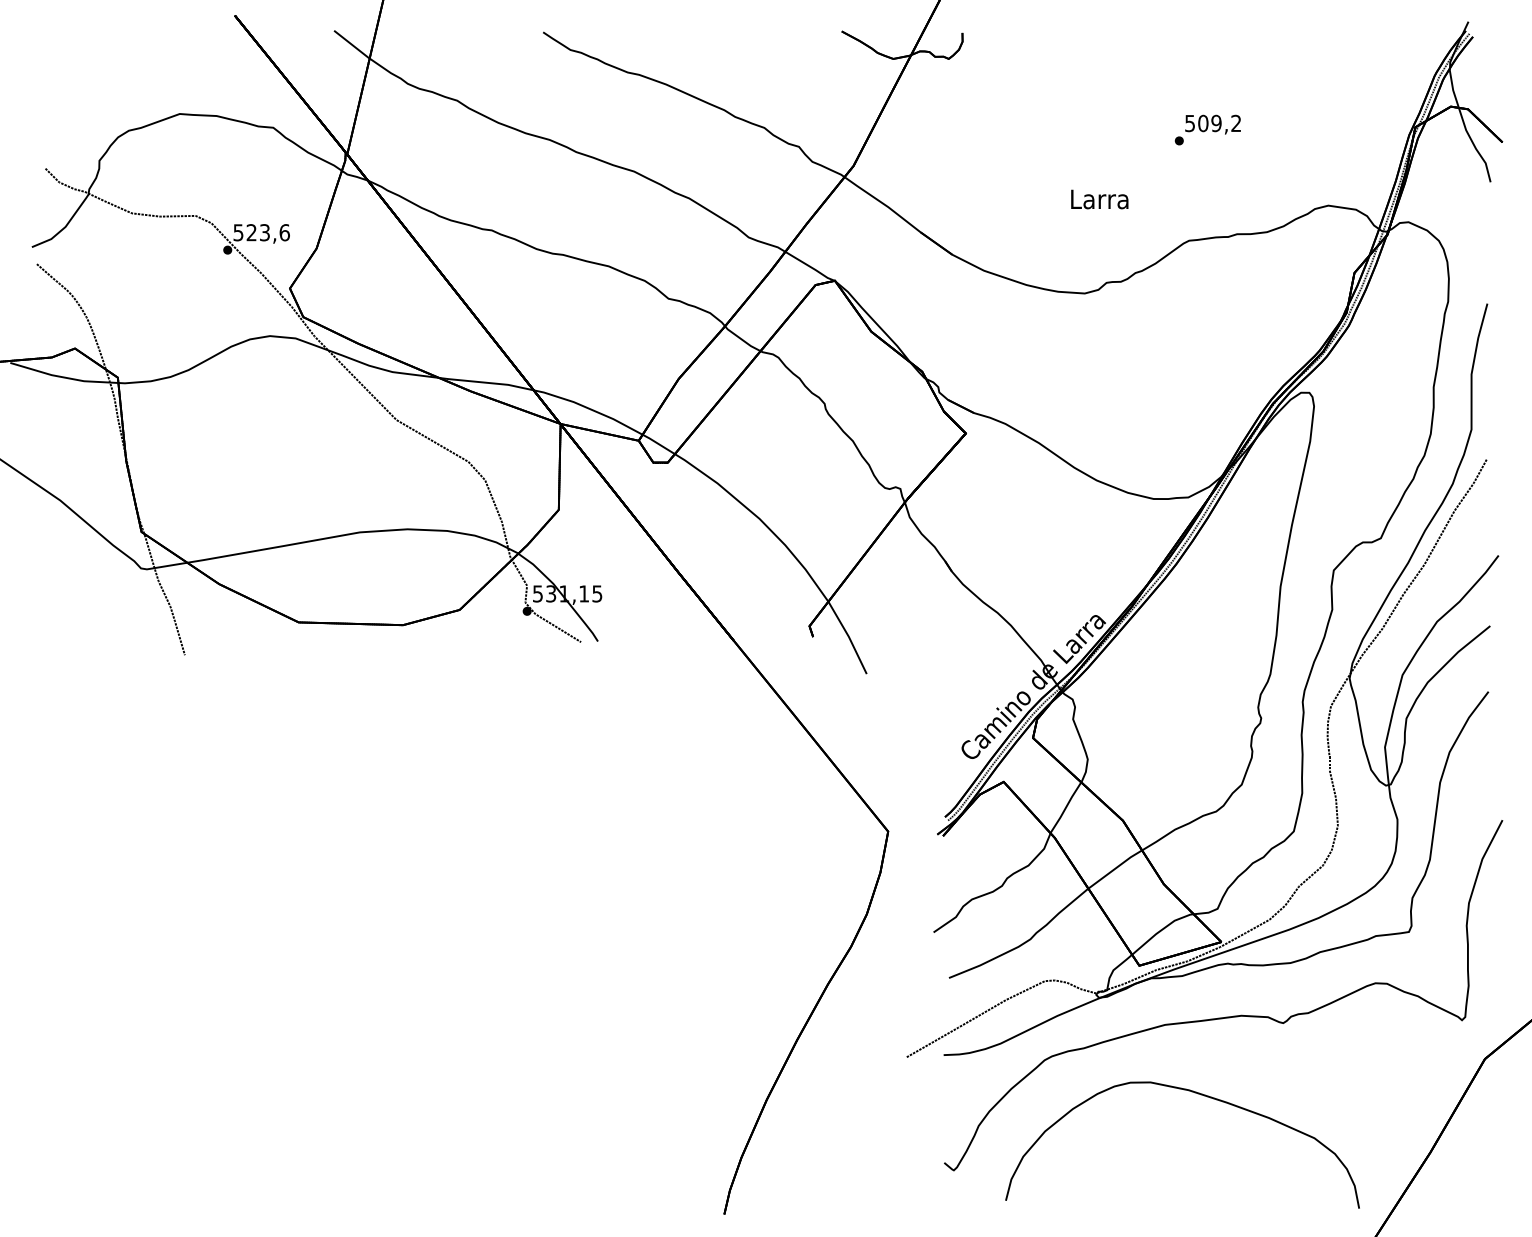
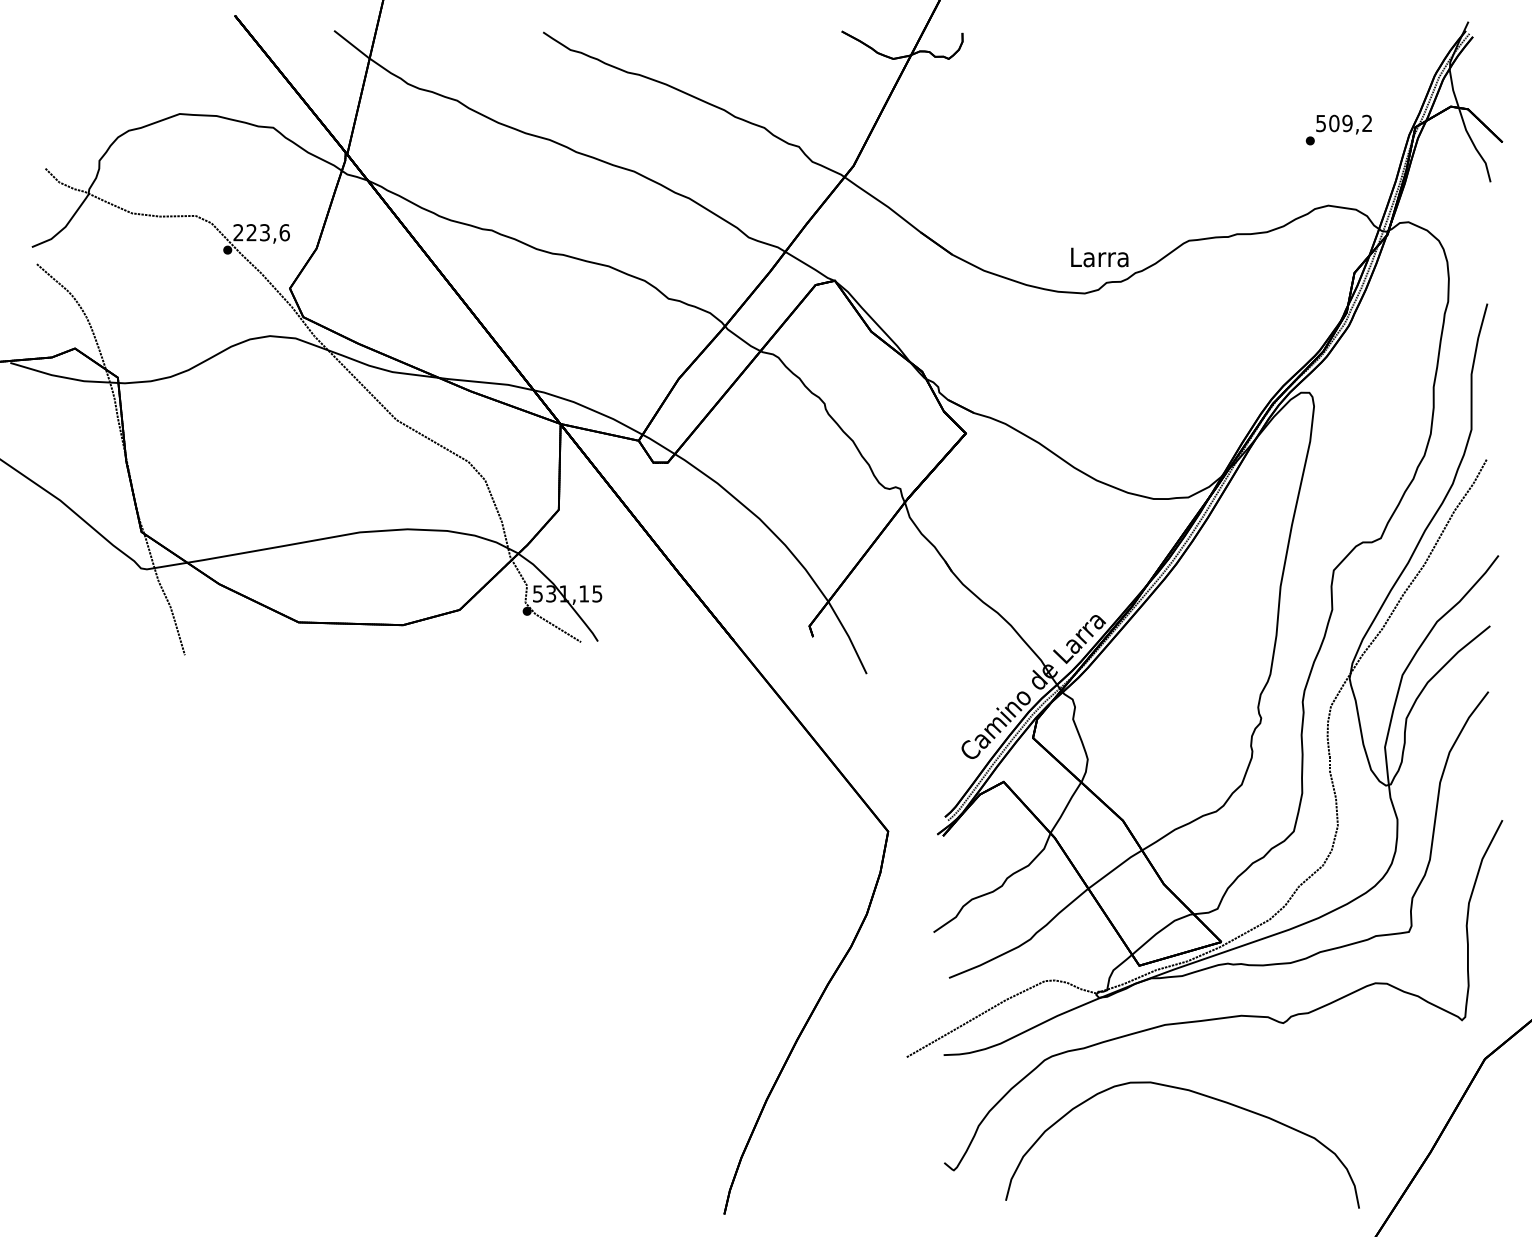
text position: (1207, 129) -> (1338, 129) (1338, 129)
text position: (1099, 199) -> (1099, 257) (1099, 257)
text: 523,6 -> 223,6 (238, 232)
